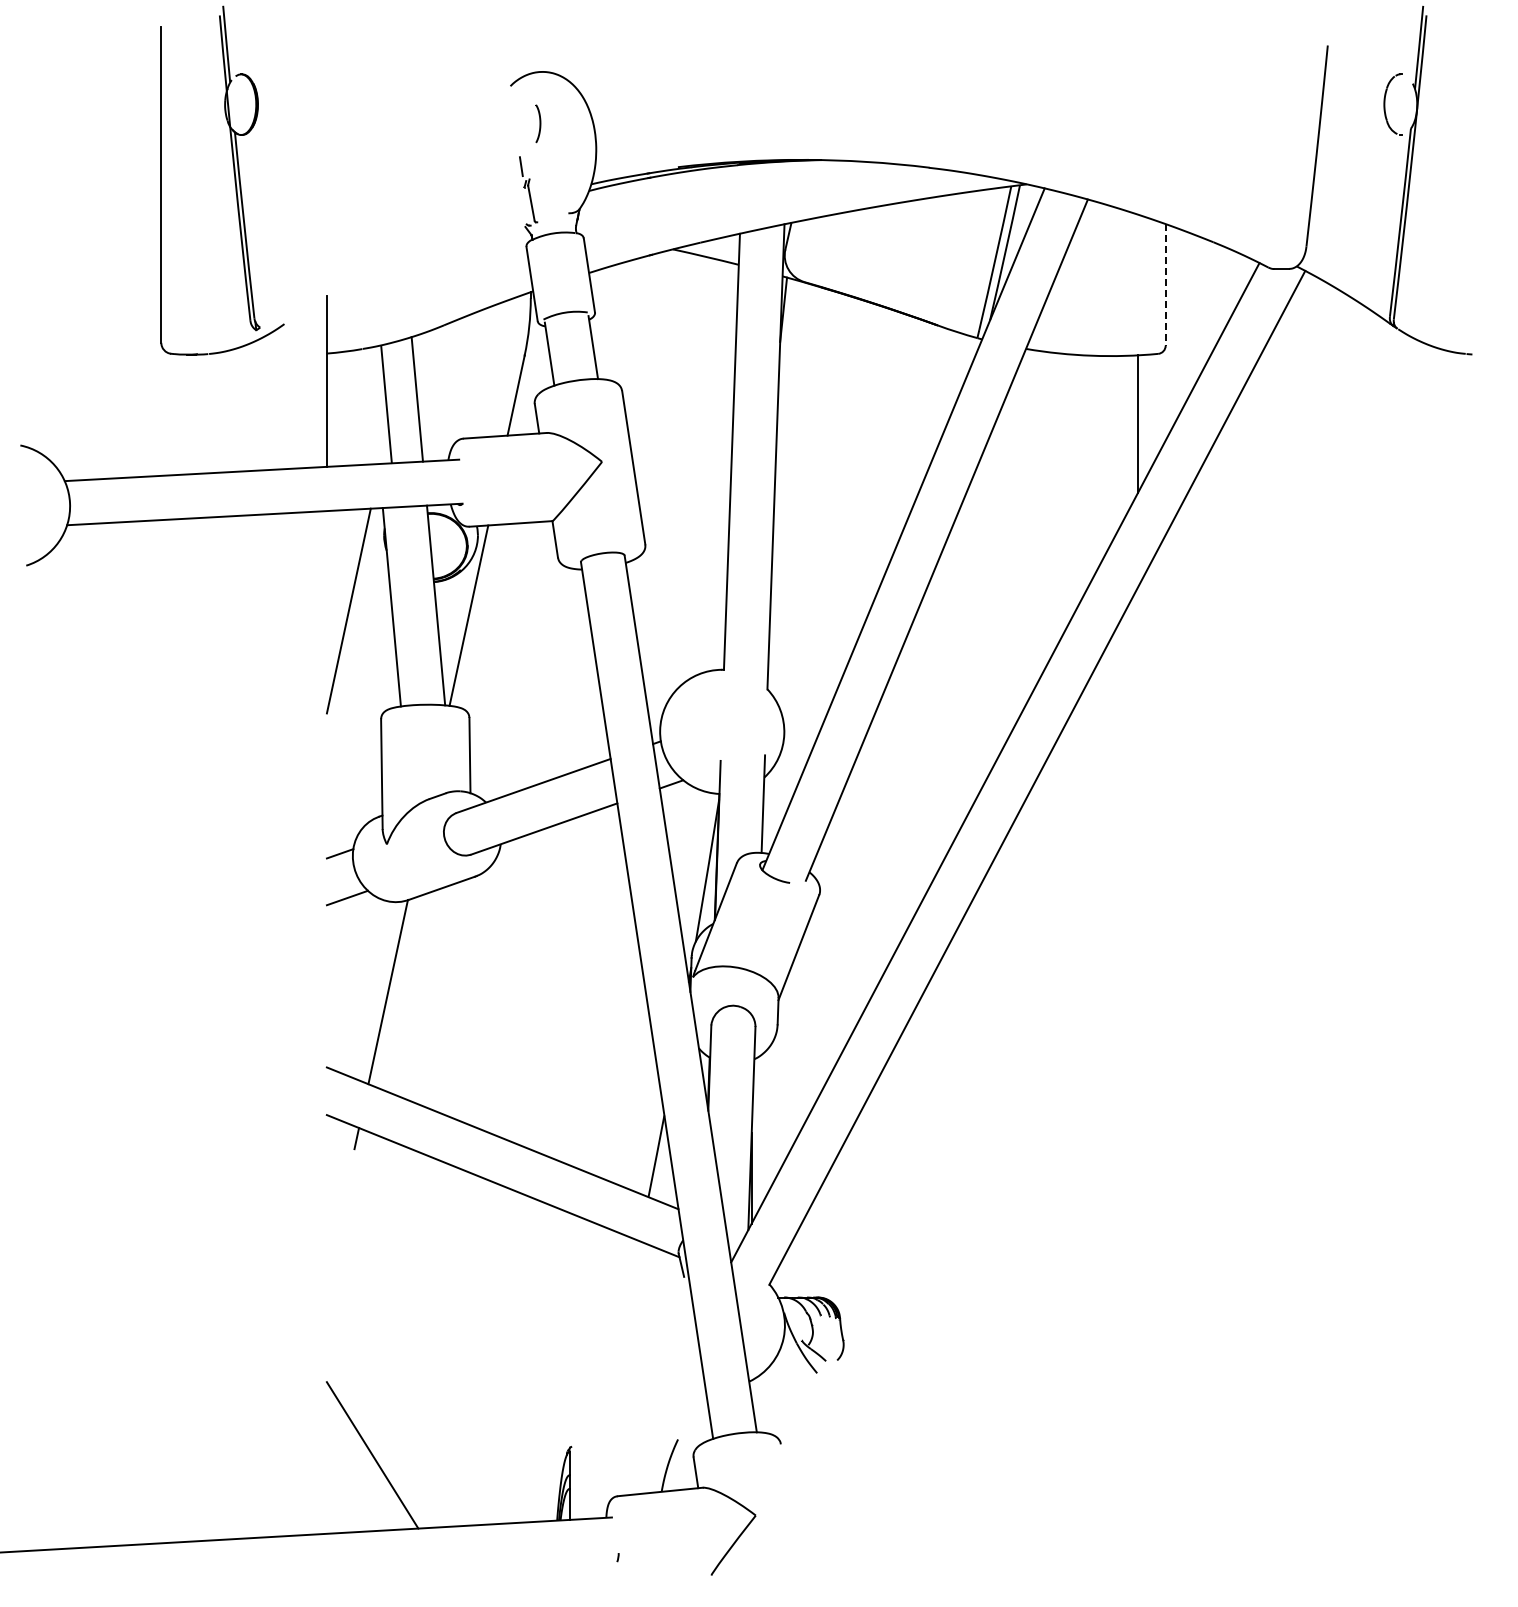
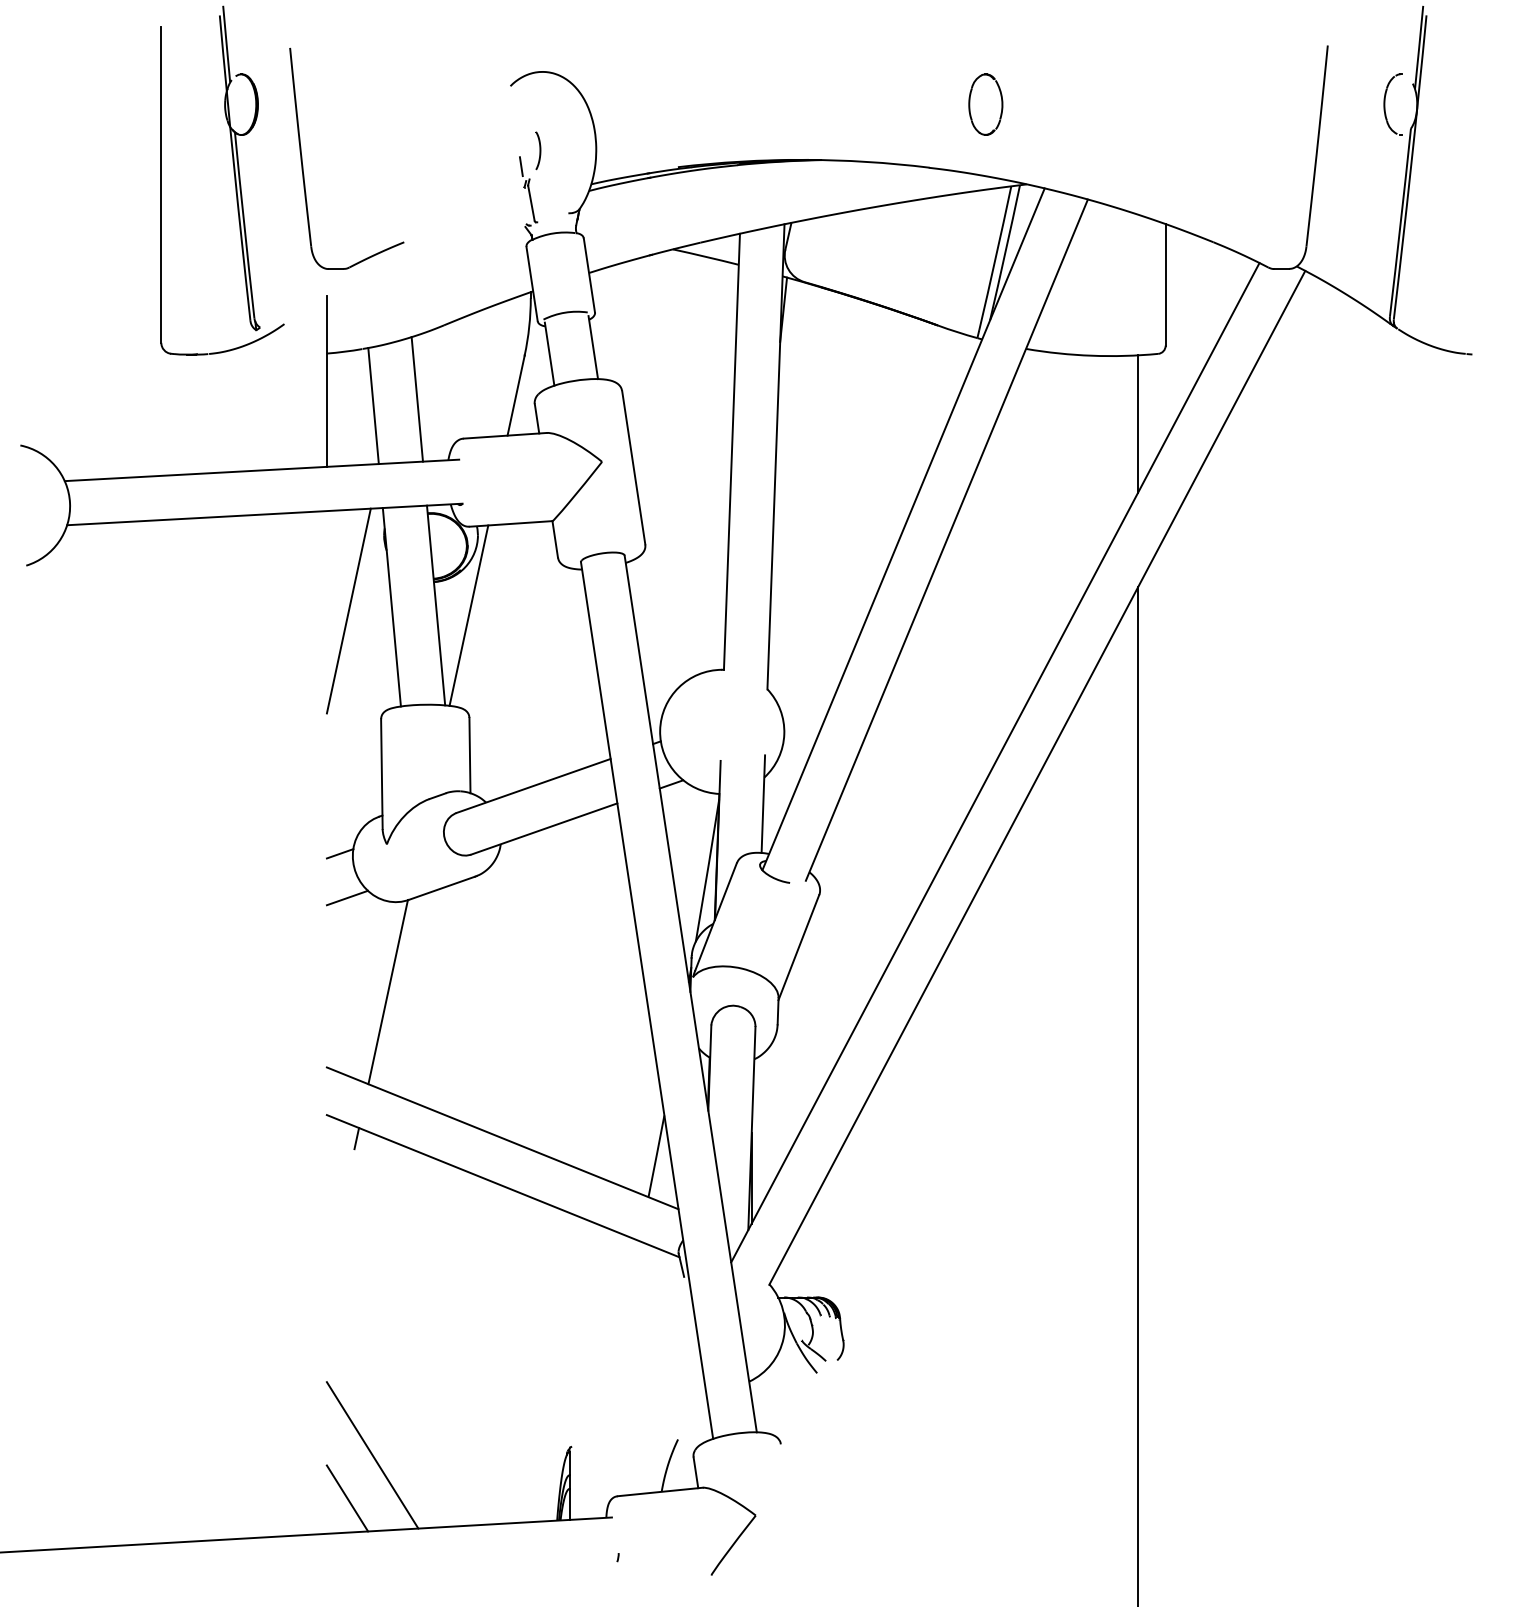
part: none -> present (985, 104)
curve position: (539, 123) -> (539, 150) (539, 150)
part: none -> present (303, 165)
line: dashed -> solid (1165, 284)
line position: (386, 405) -> (373, 406) (373, 406)
line: none -> present (1138, 1095)
line: none -> present (347, 1498)
